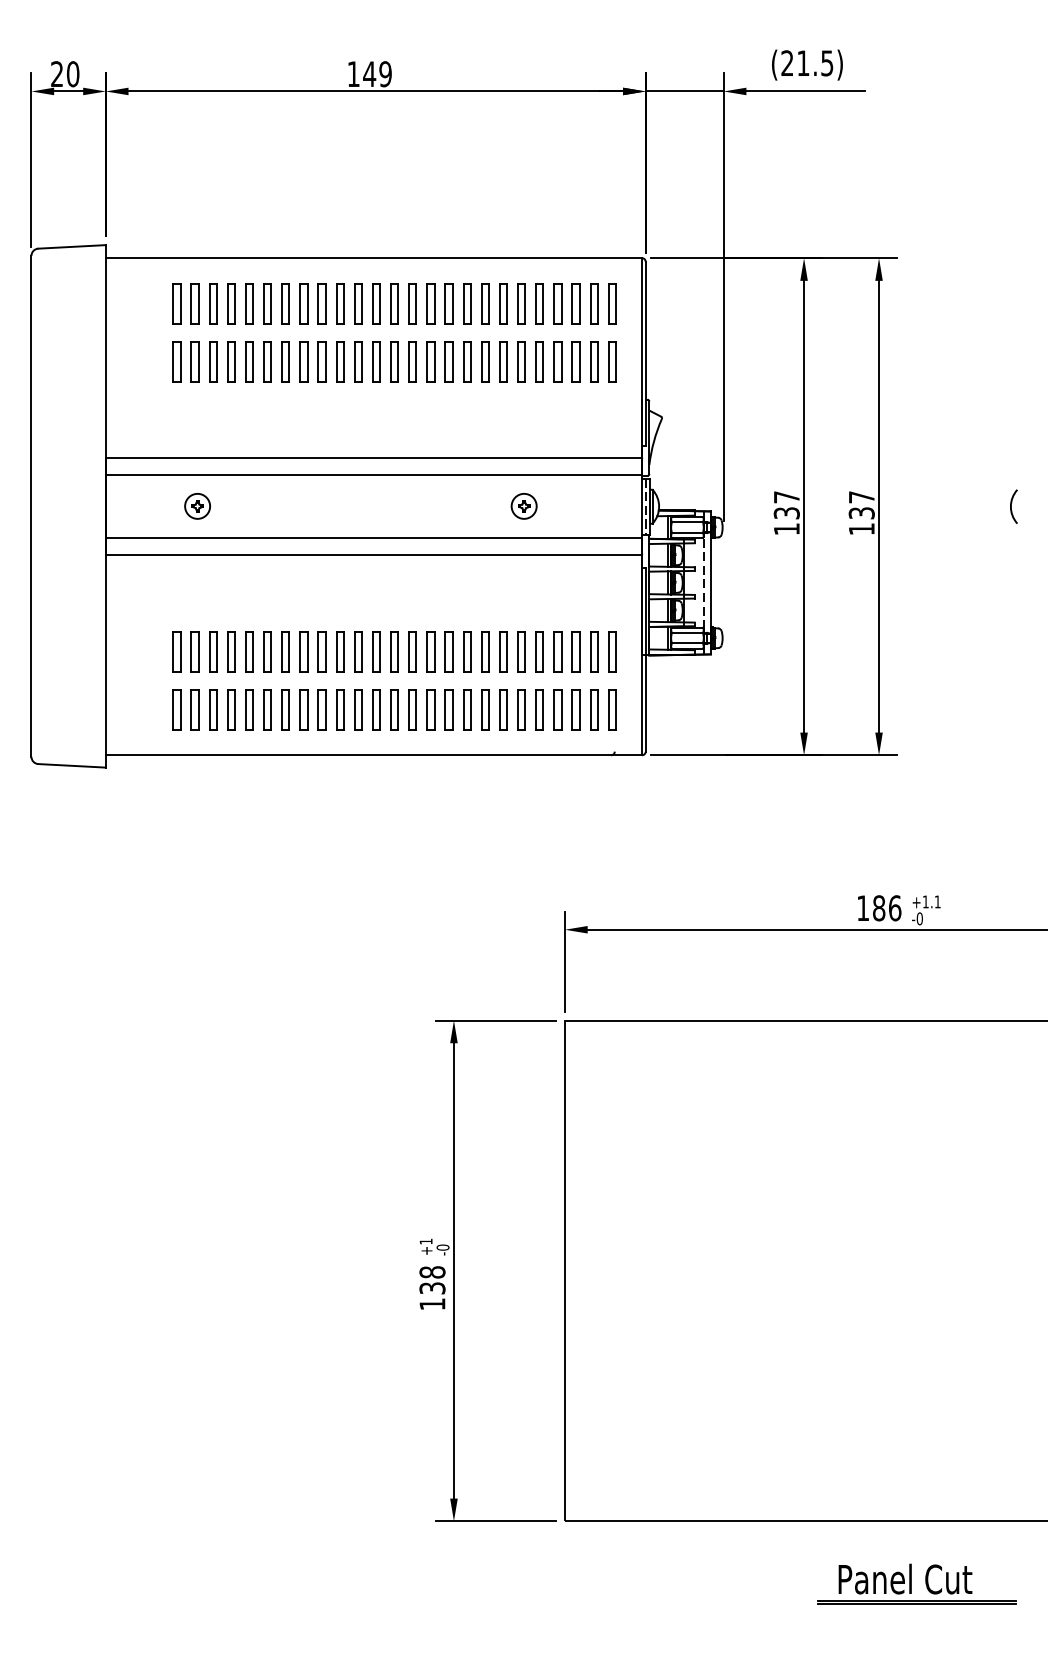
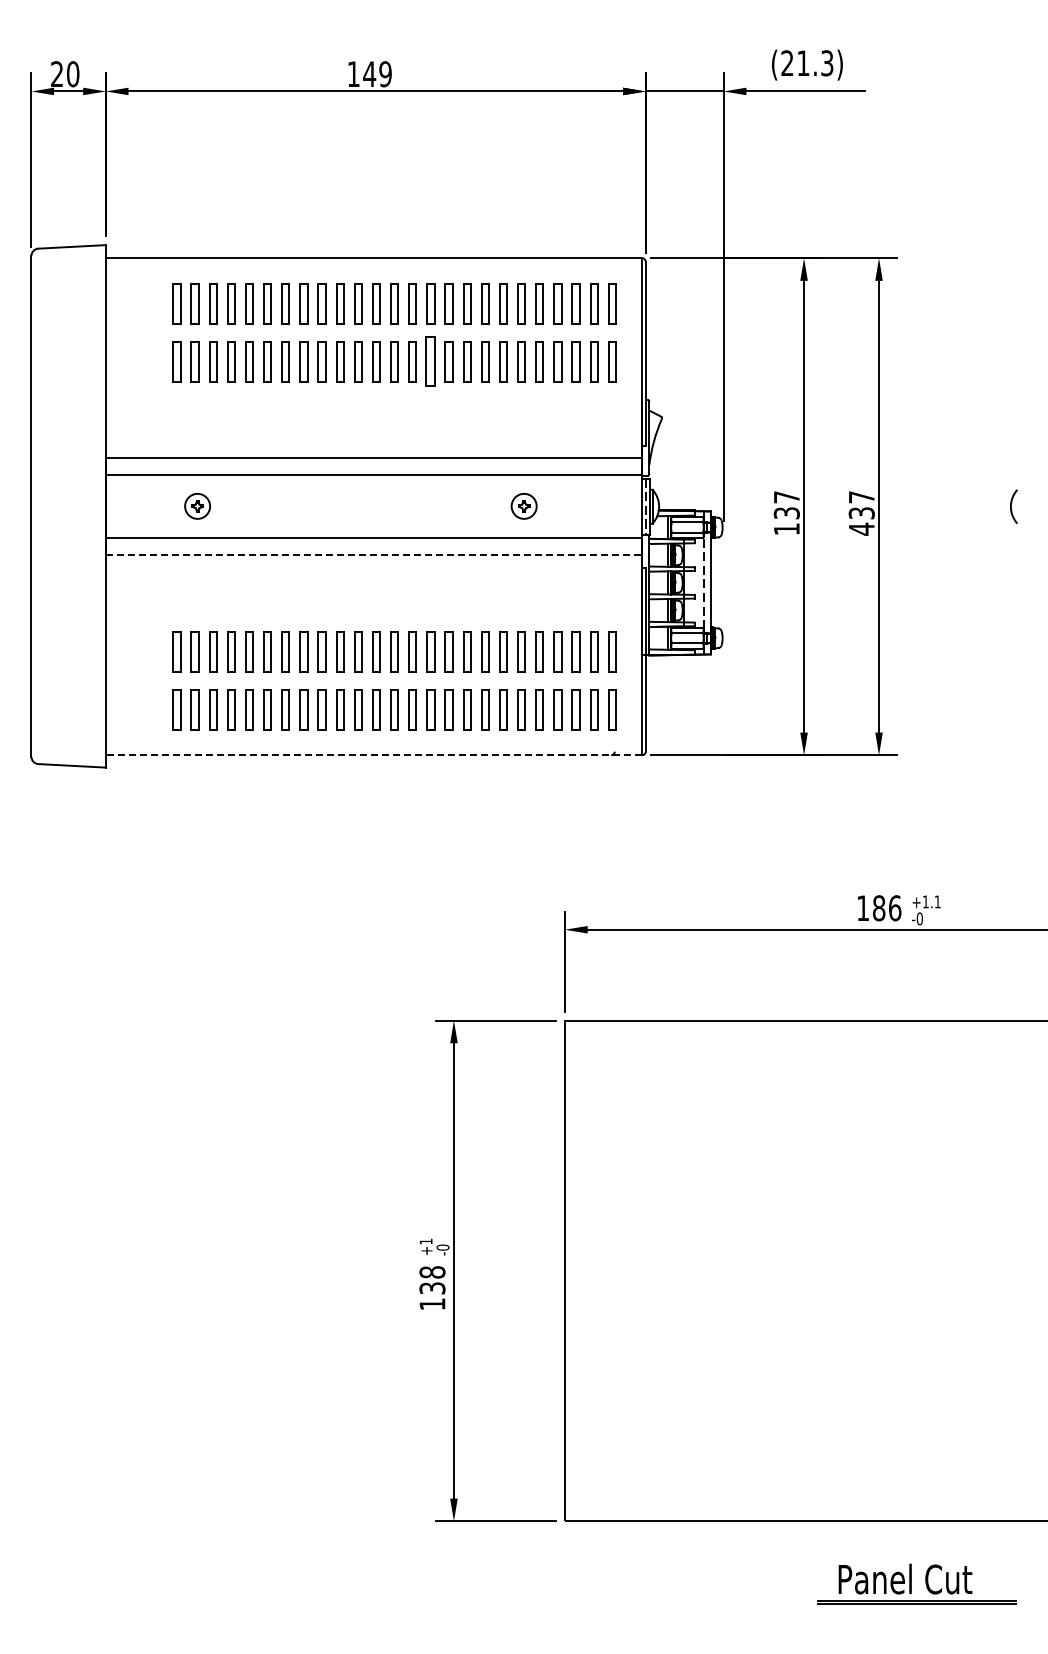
text: (21.5) -> (21.3) (827, 62)
part size: 10x42 px -> 11x51 px (430, 361)
text: 137 -> 437 (861, 528)
line: solid -> dashed (373, 554)
line: solid -> dashed (373, 755)
